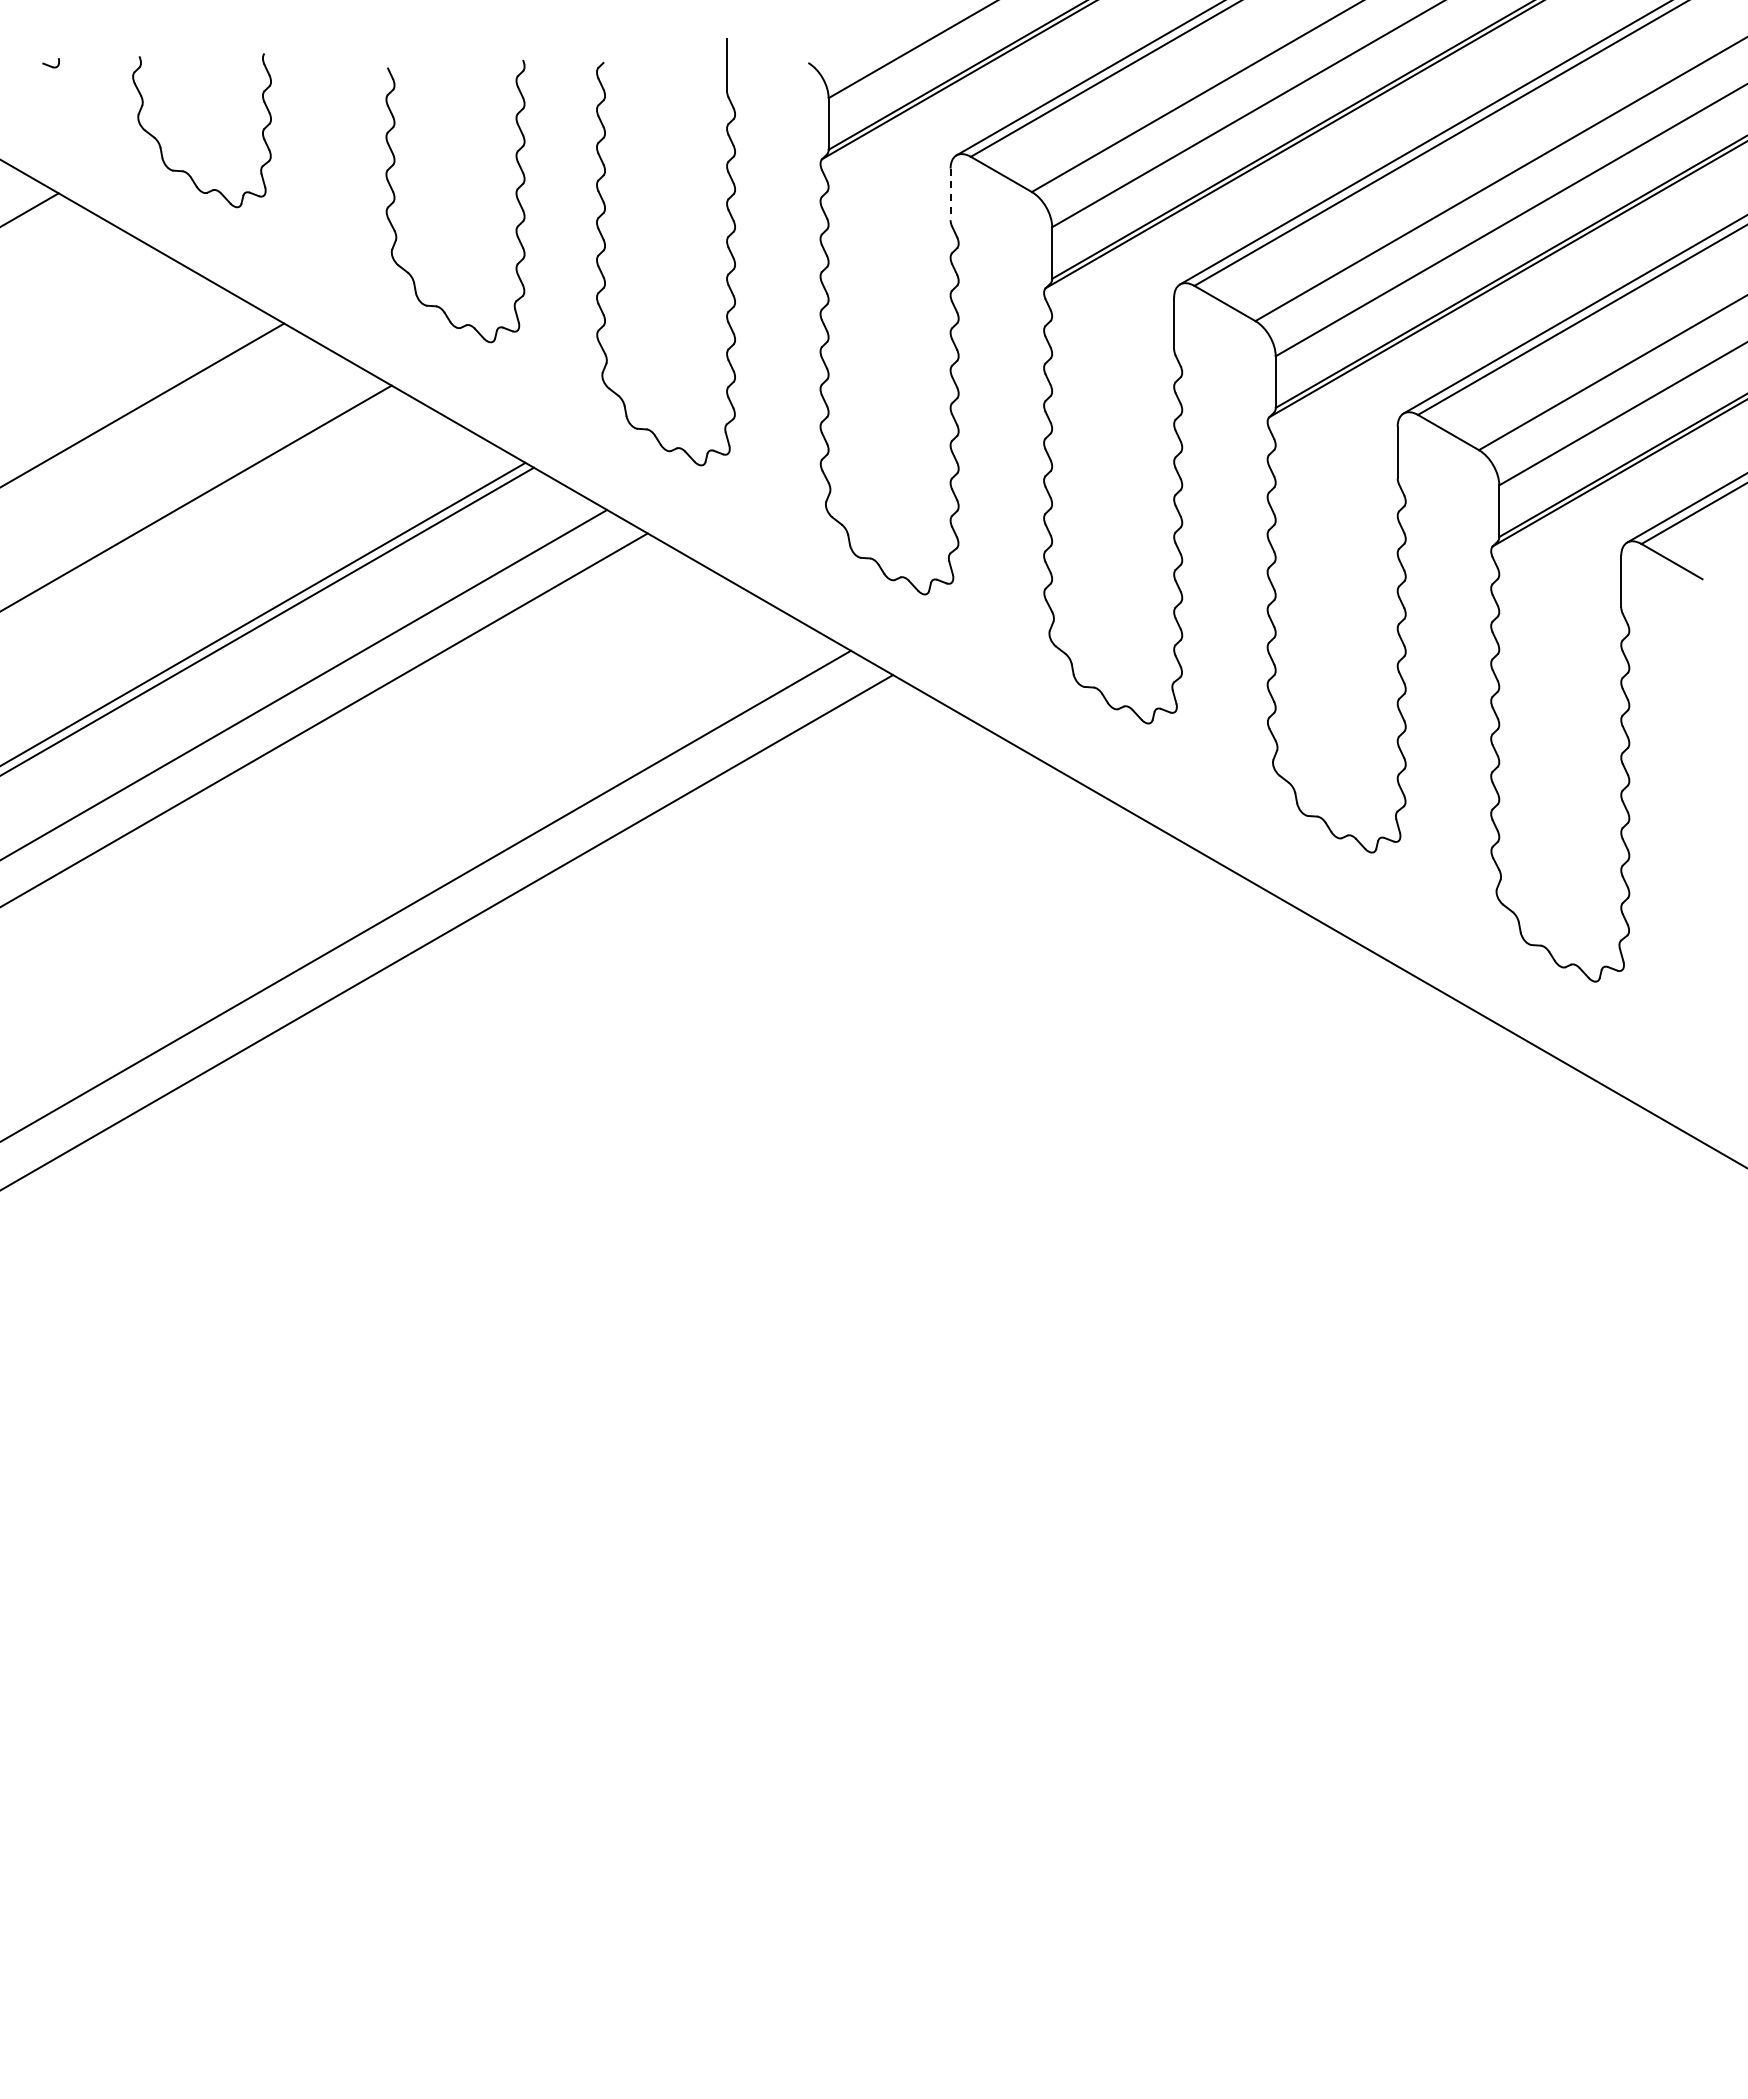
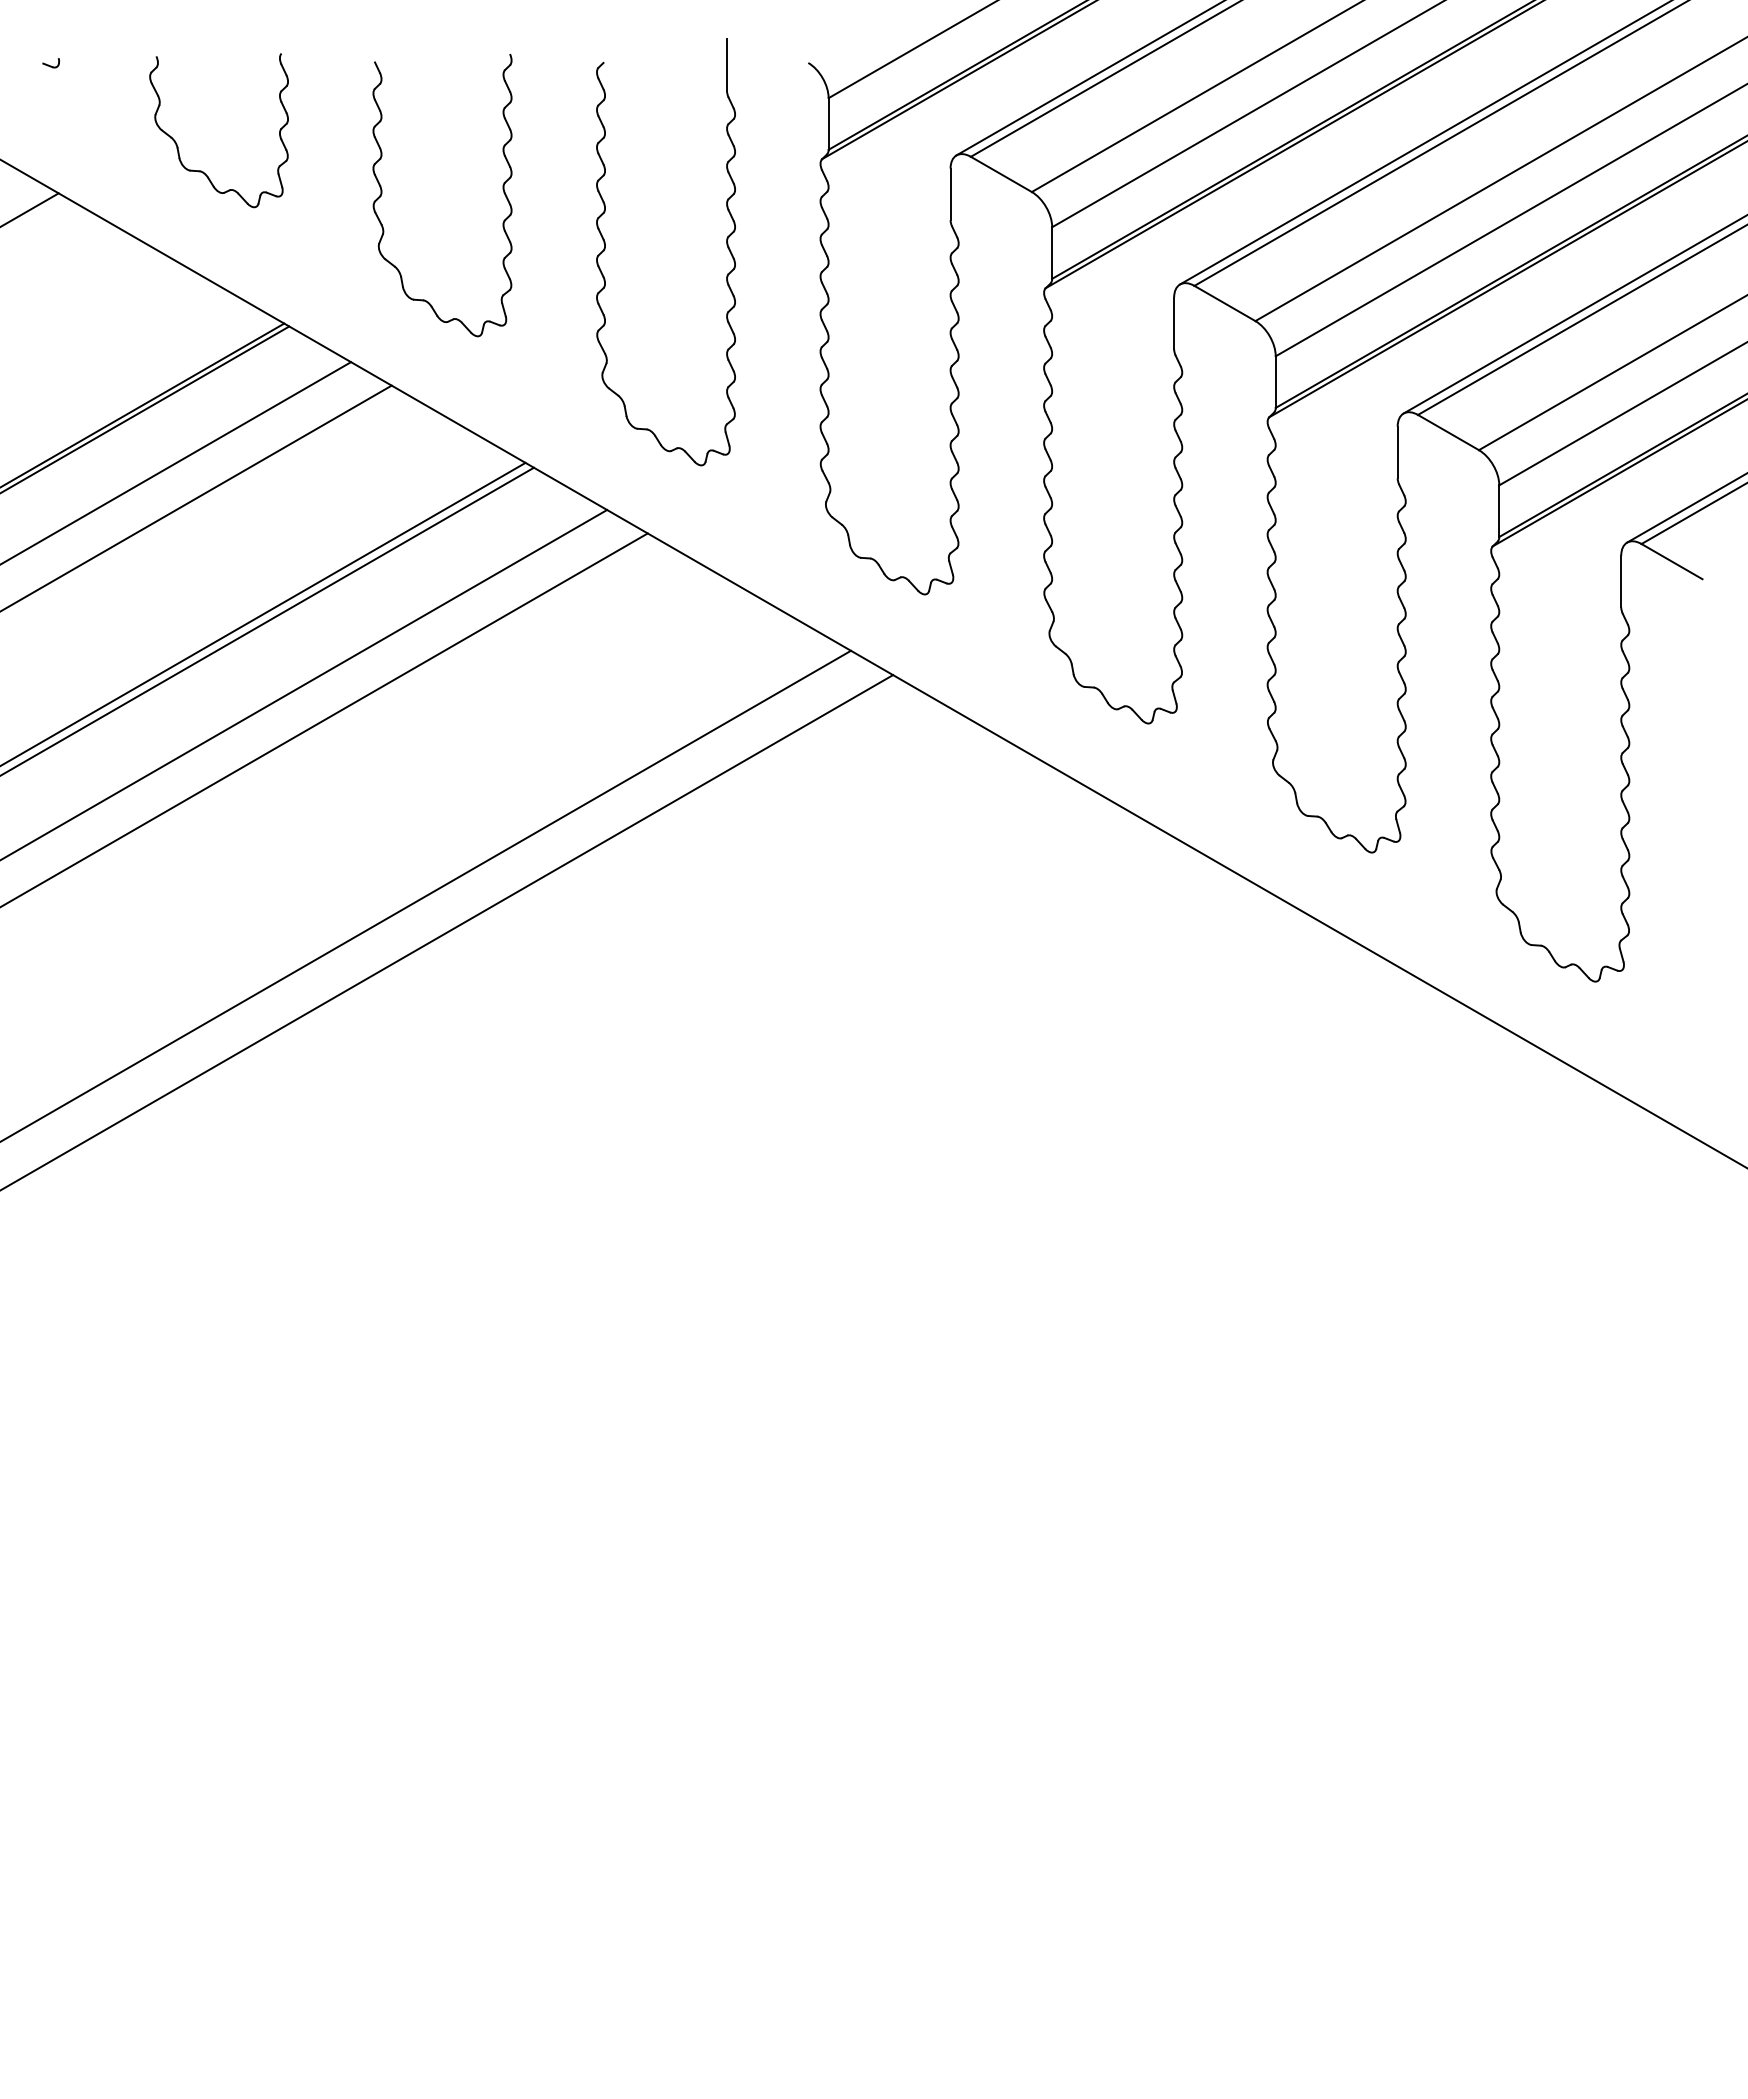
part position: (161, 146) -> (178, 146) (178, 146)
line: dashed -> solid (950, 194)
part position: (395, 200) -> (382, 194) (382, 194)
line: none -> present (145, 409)
line: none -> present (176, 462)
